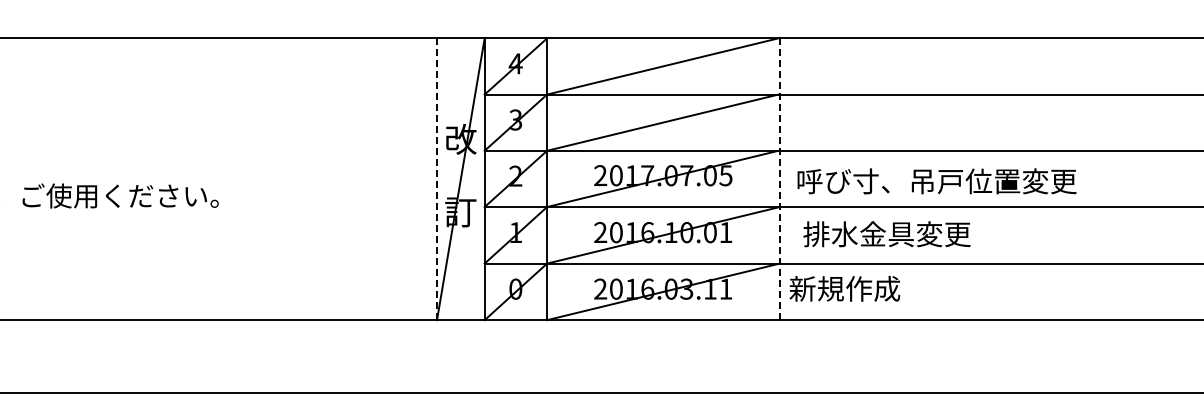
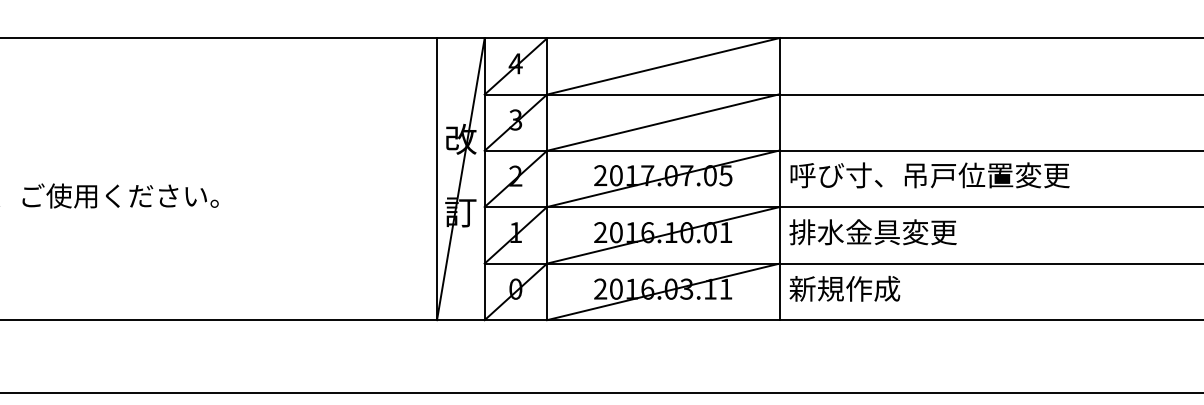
line: dashed -> solid (437, 179)
line: dashed -> solid (779, 179)
text position: (936, 181) -> (929, 175) (929, 175)
text position: (886, 234) -> (872, 232) (872, 232)
